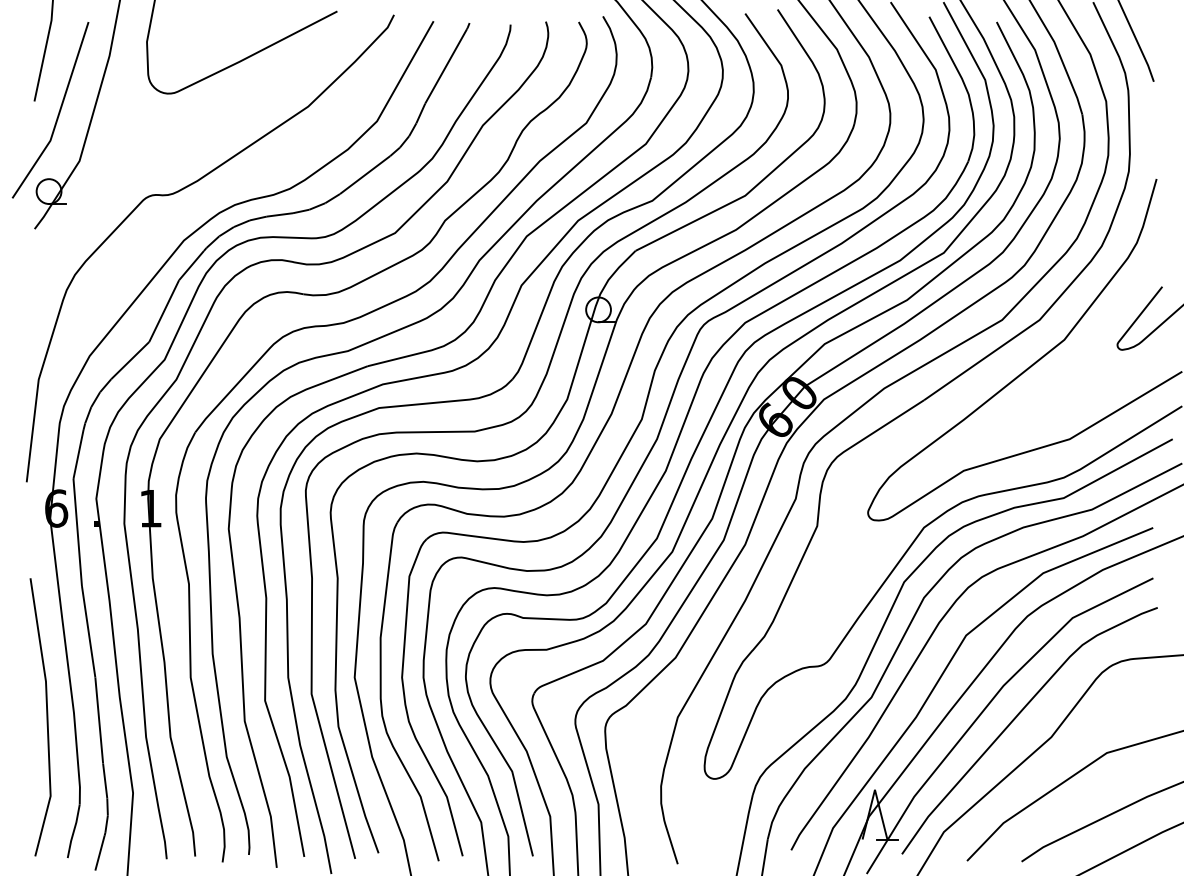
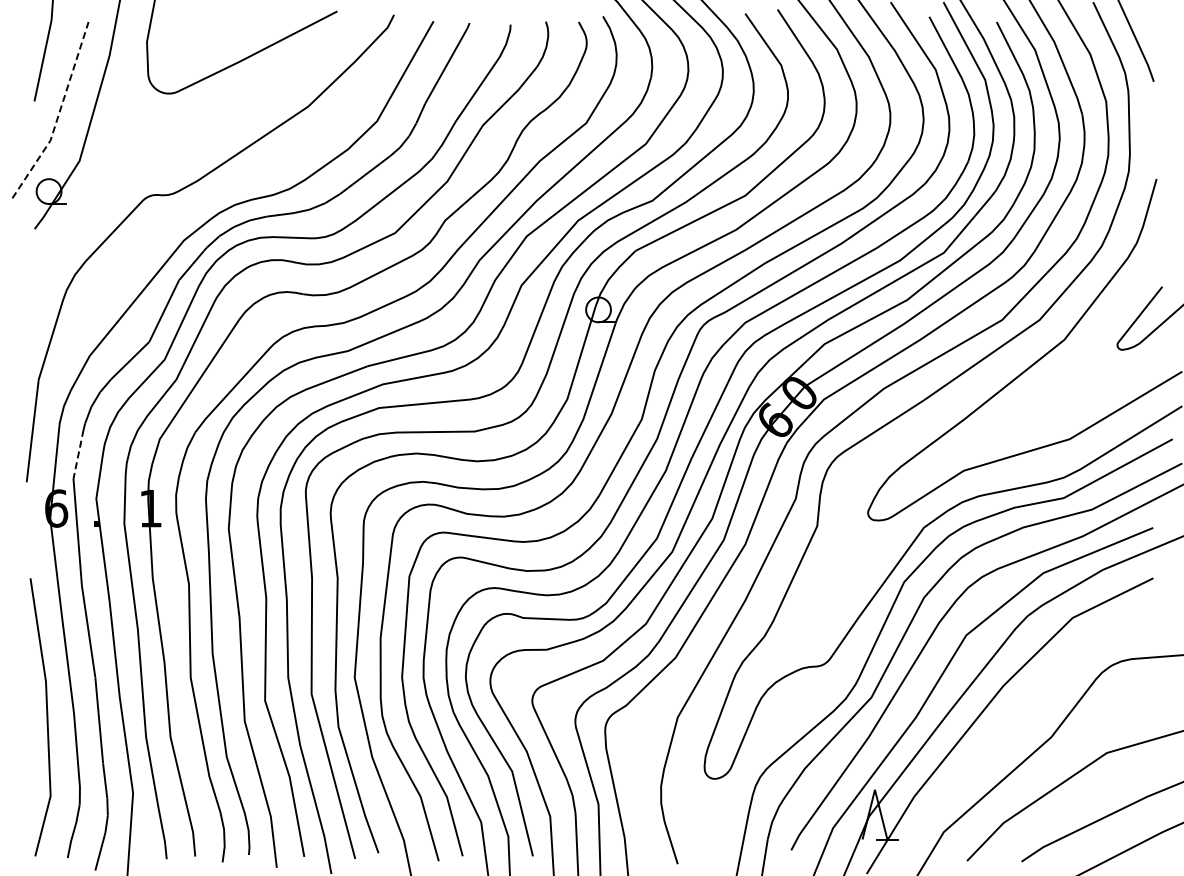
line: solid -> dashed (58, 115)
line: solid -> dashed (78, 454)
curve: present -> none (1016, 718)
